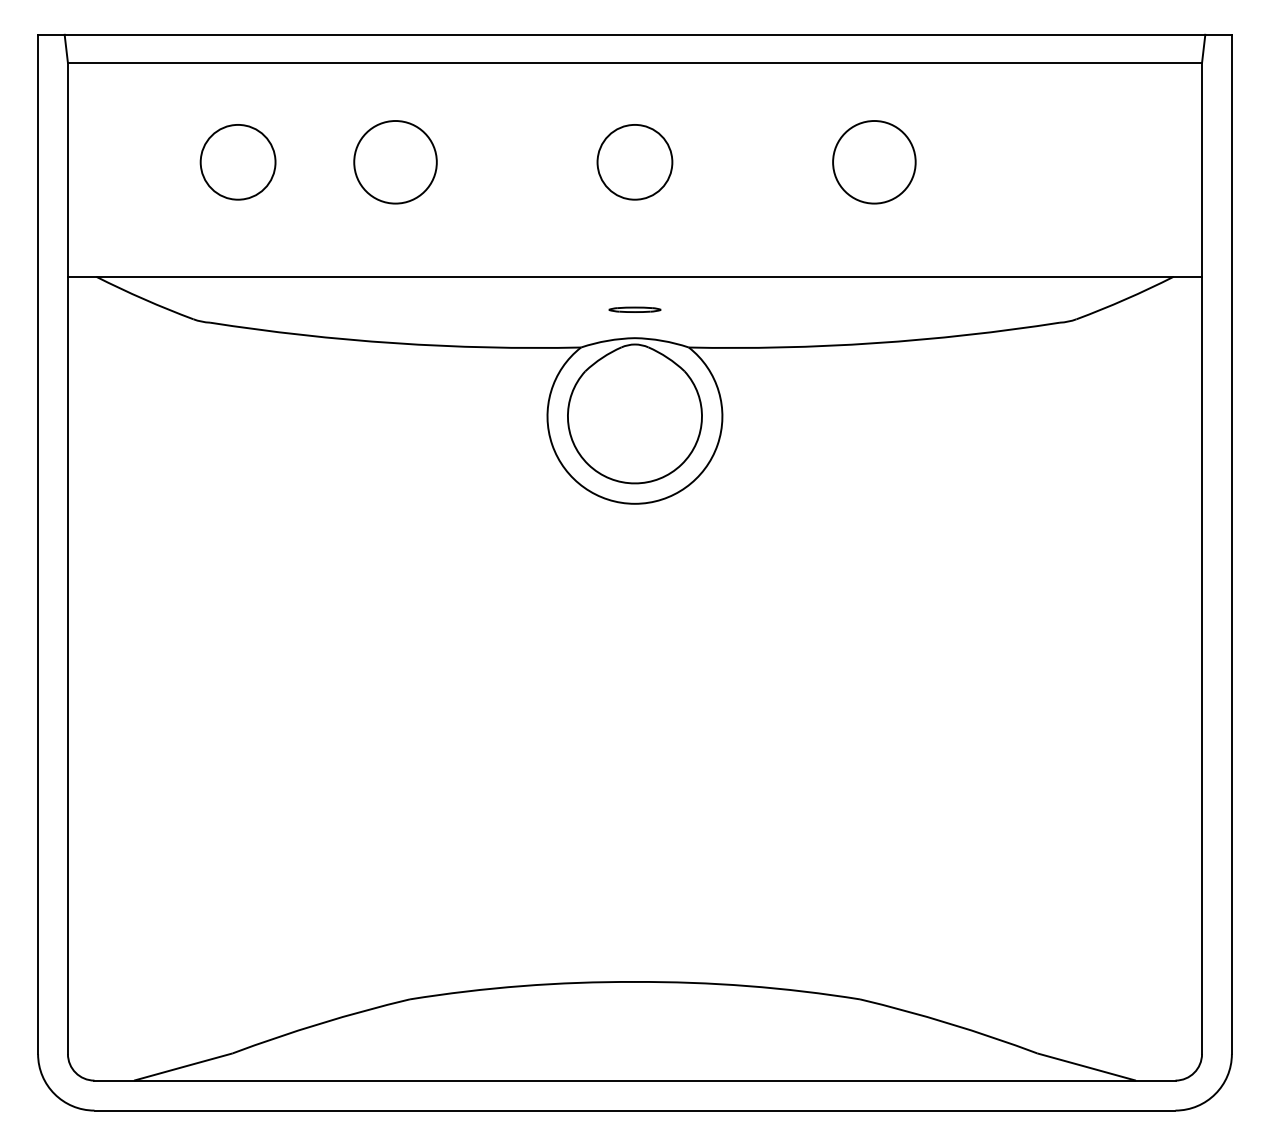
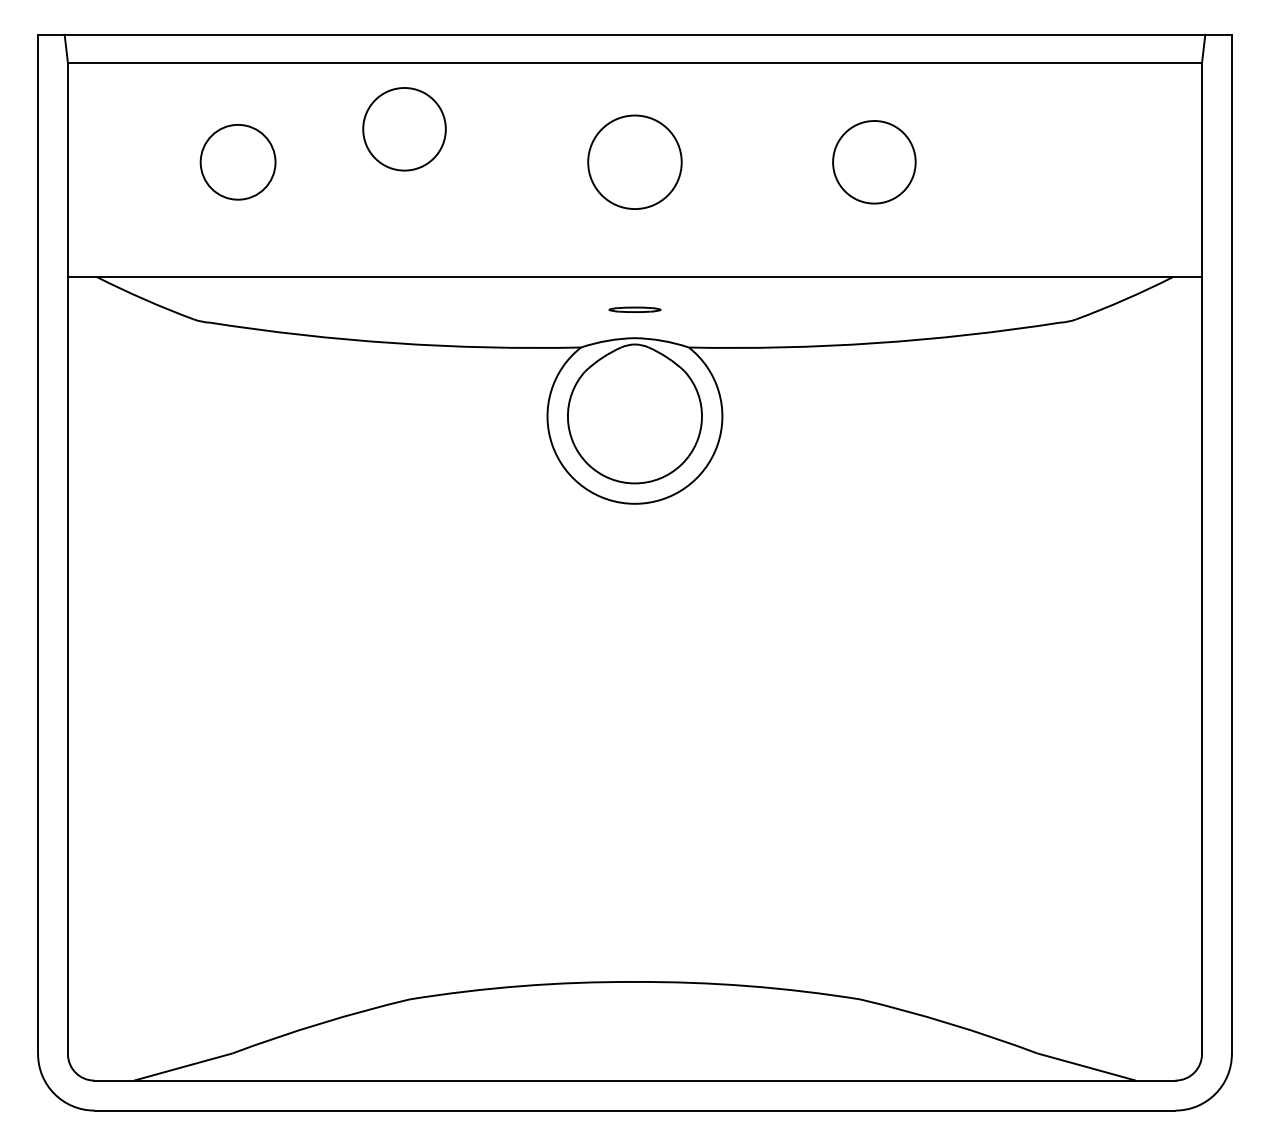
circle diameter: 75 px -> 94 px (634, 162)
circle position: (395, 162) -> (404, 129) (404, 129)
